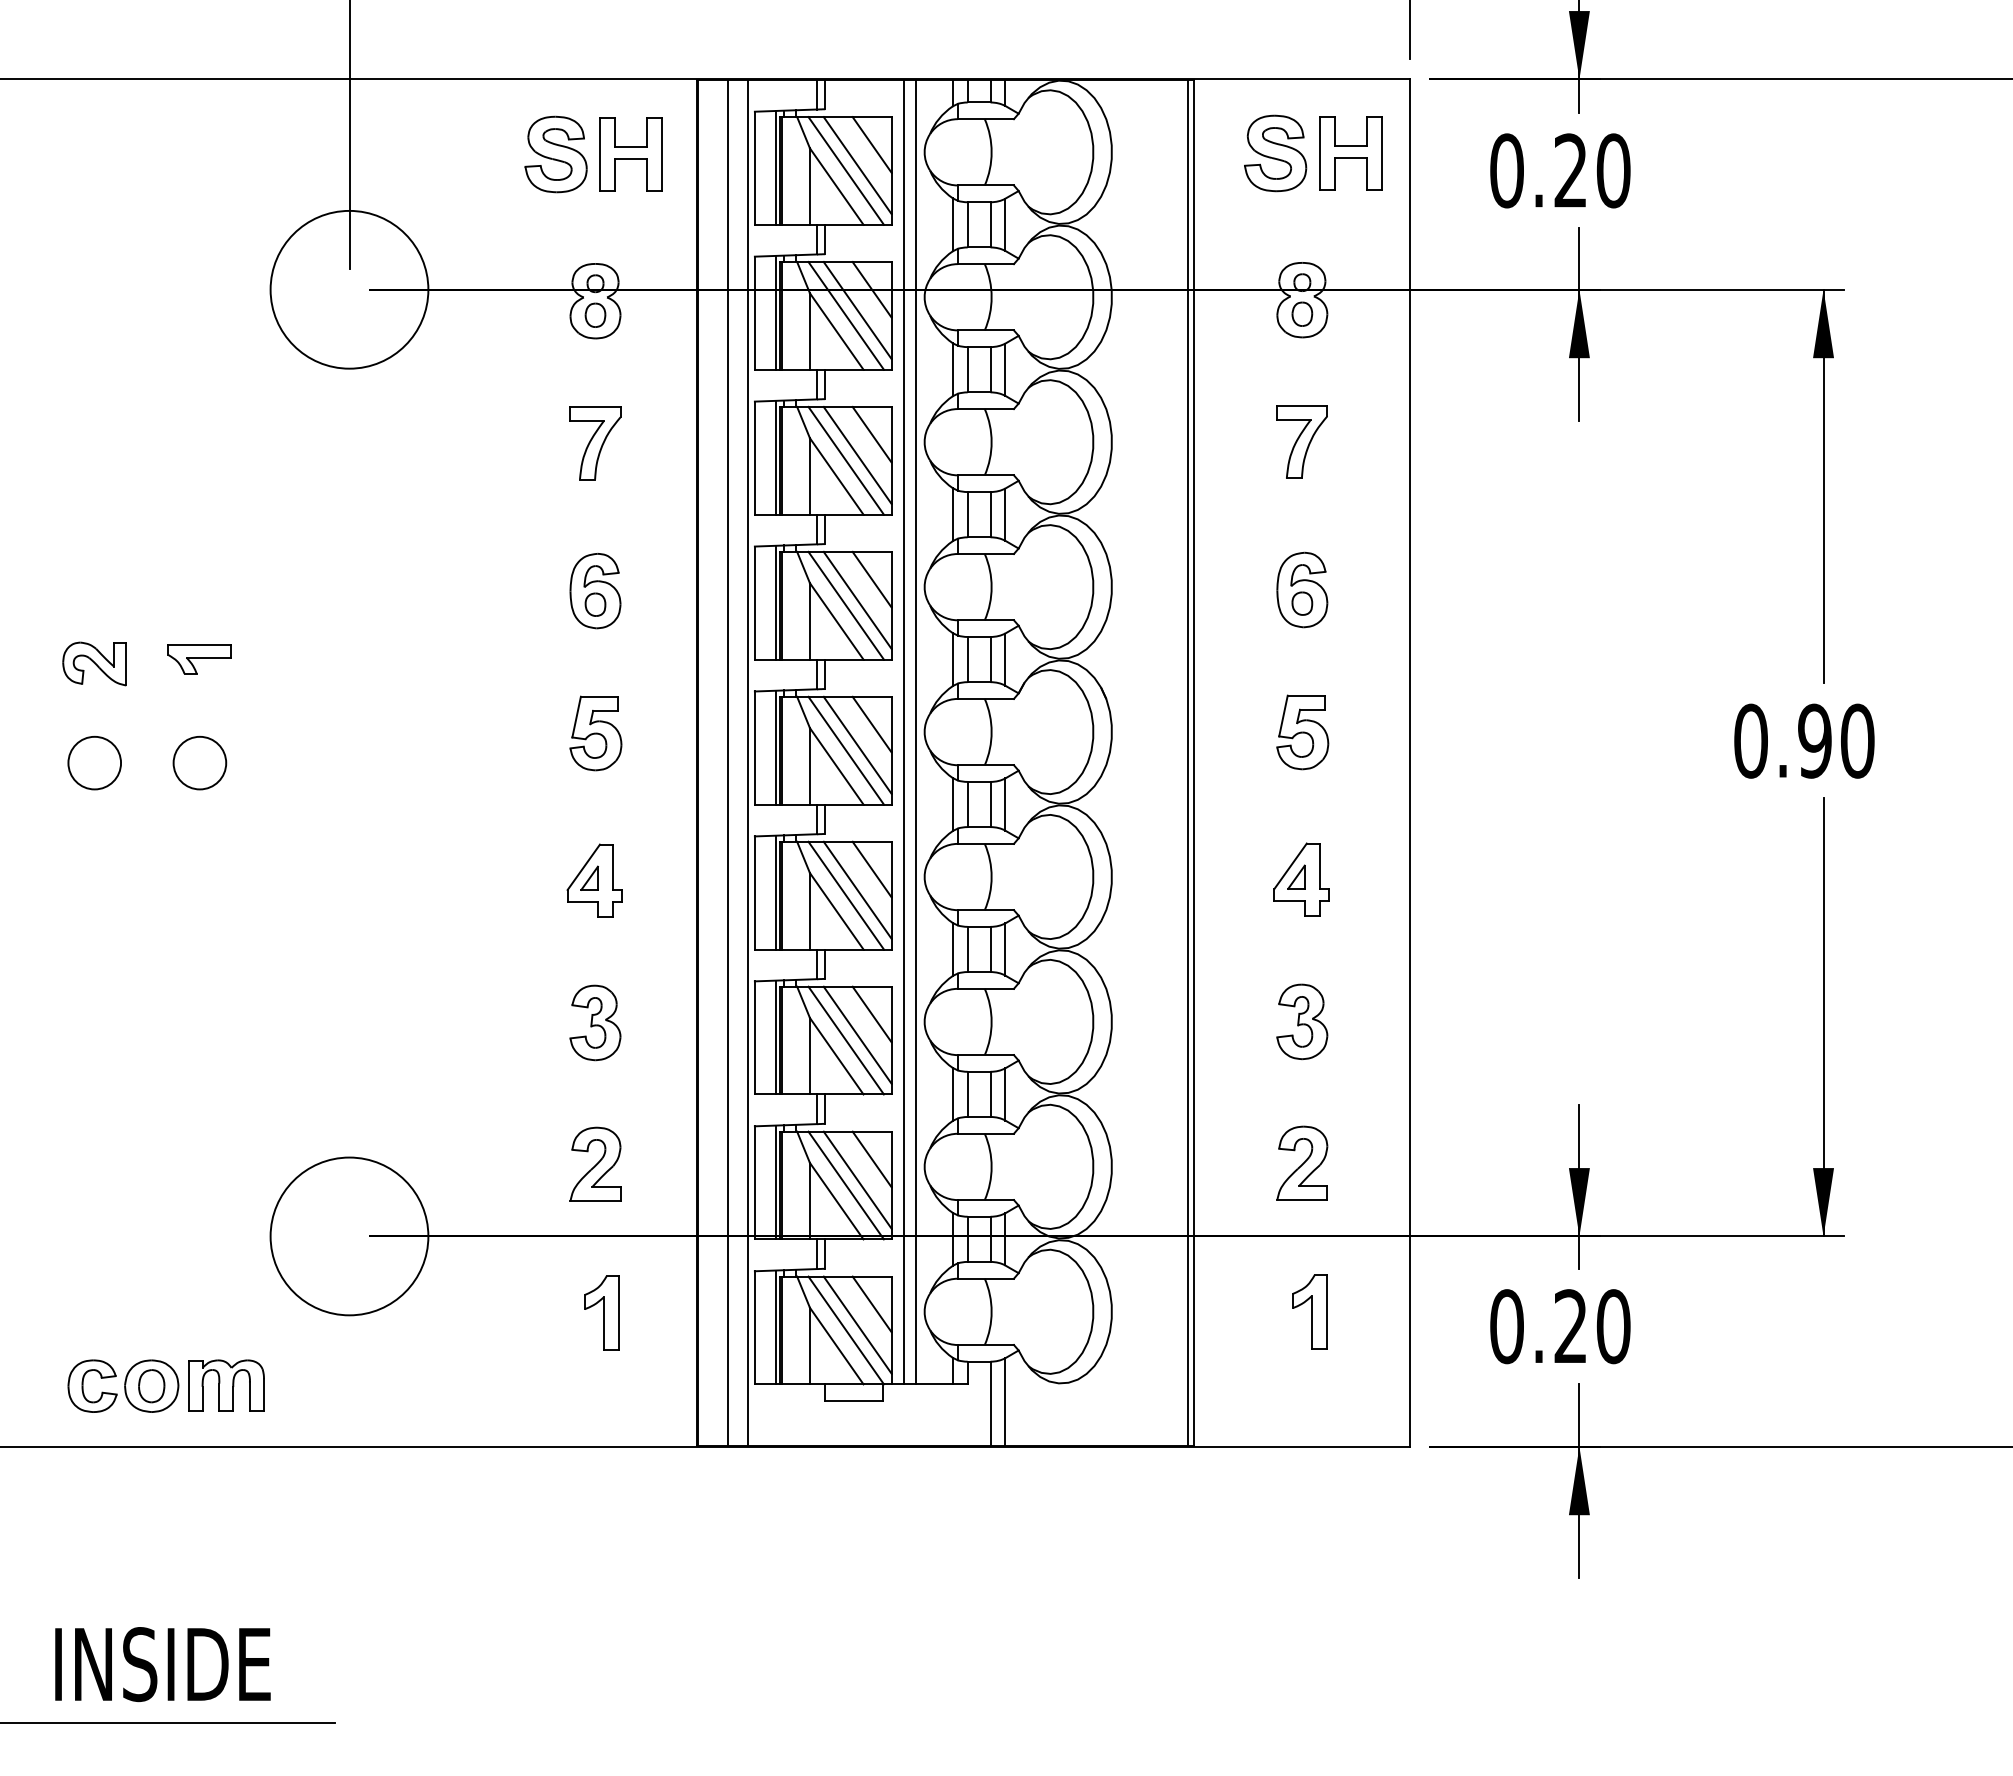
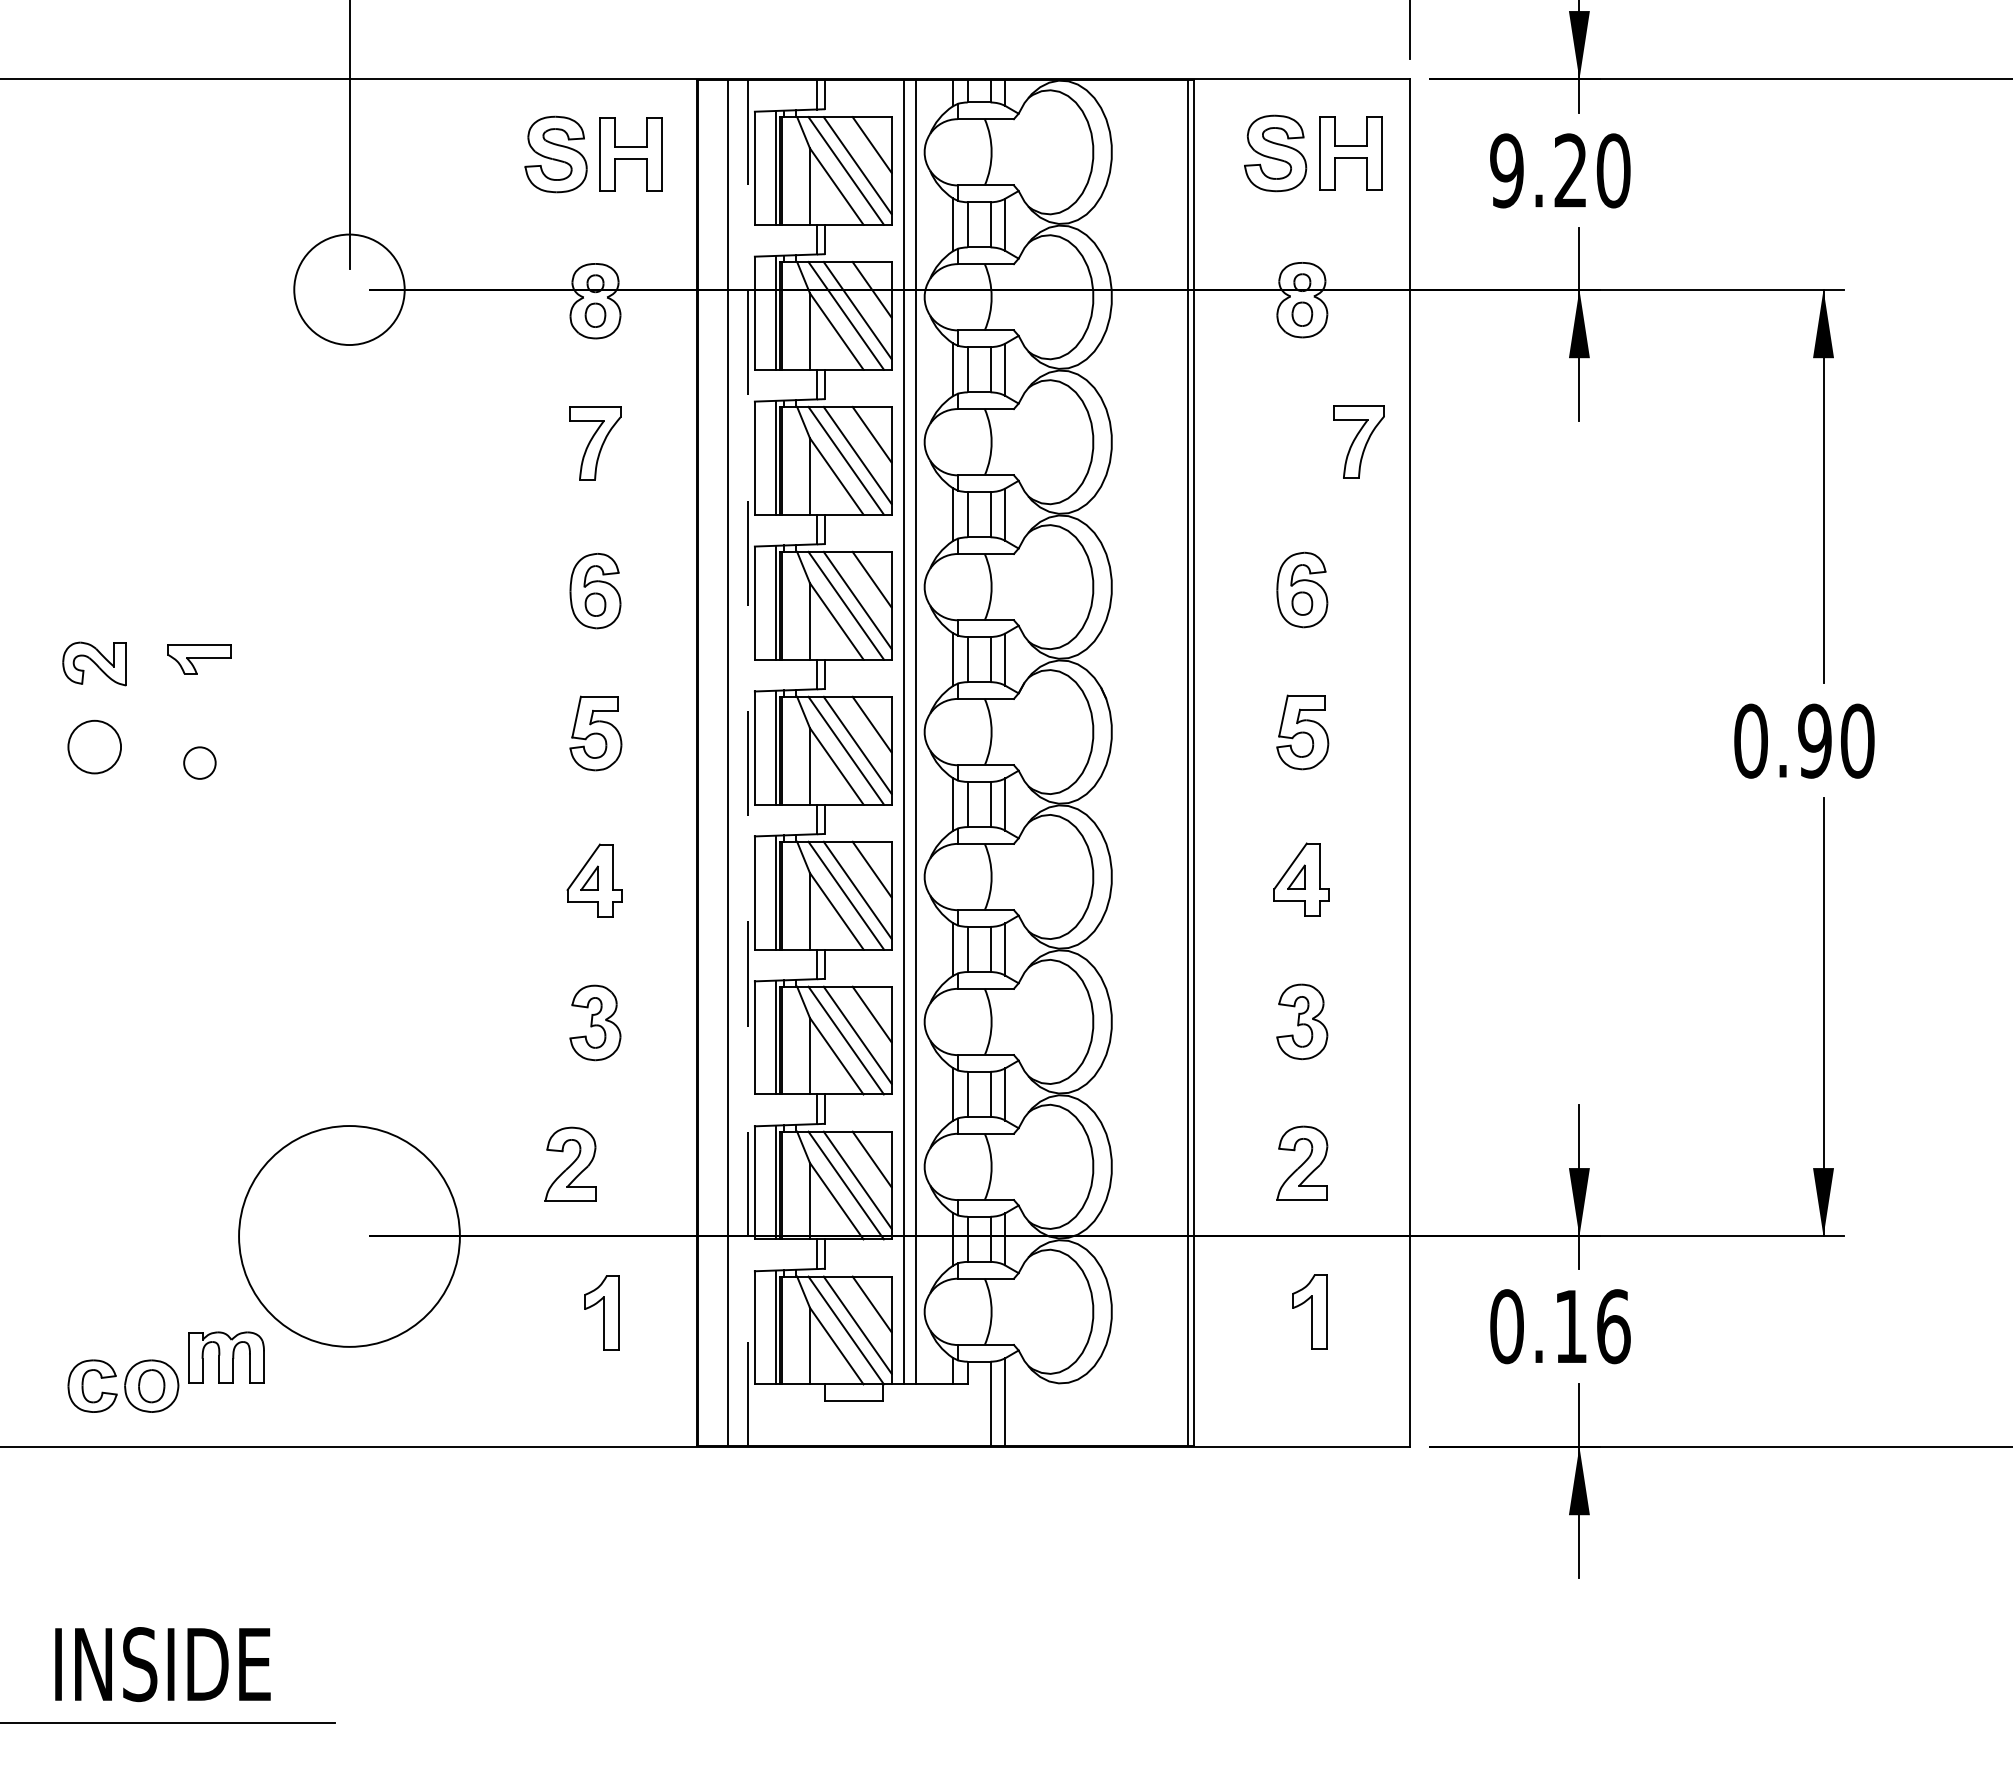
text: 0.20 -> 9.20 (1506, 170)
circle diameter: 158 px -> 110 px (349, 289)
part position: (1301, 441) -> (1358, 441) (1358, 441)
circle position: (94, 762) -> (94, 746) (94, 746)
circle diameter: 53 px -> 32 px (199, 762)
line: solid -> dashed (747, 763)
part position: (595, 1163) -> (570, 1163) (570, 1163)
circle diameter: 158 px -> 221 px (349, 1236)
text: 0.20 -> 0.16 (1592, 1326)
part position: (226, 1385) -> (226, 1357) (226, 1357)
